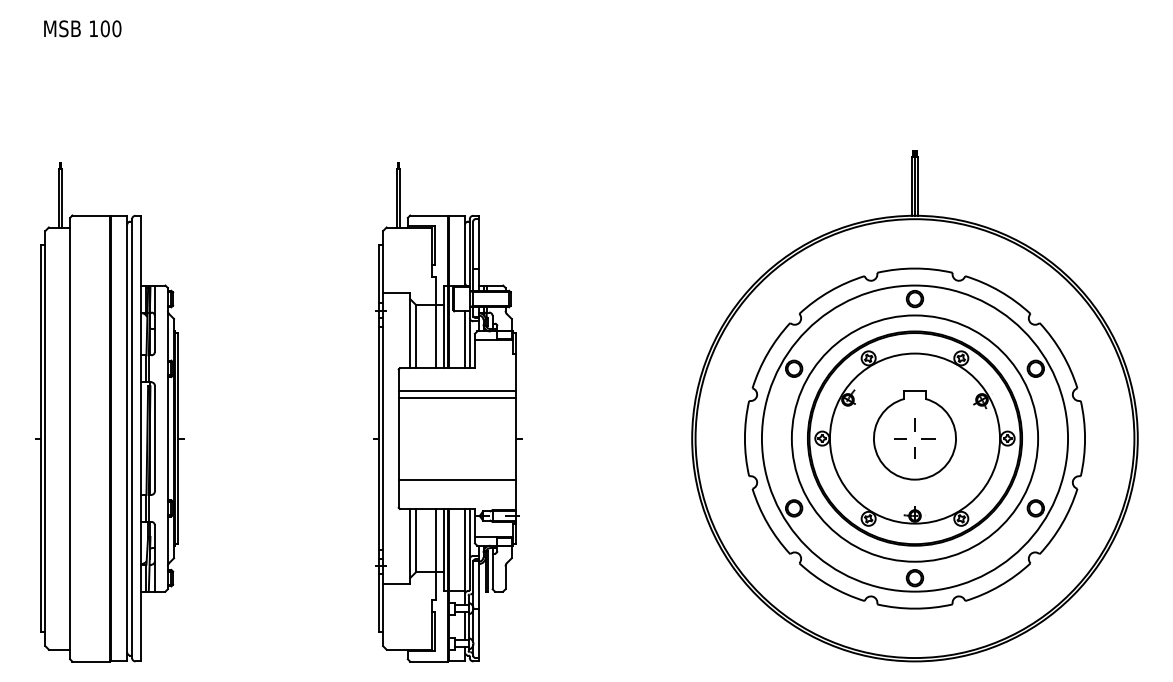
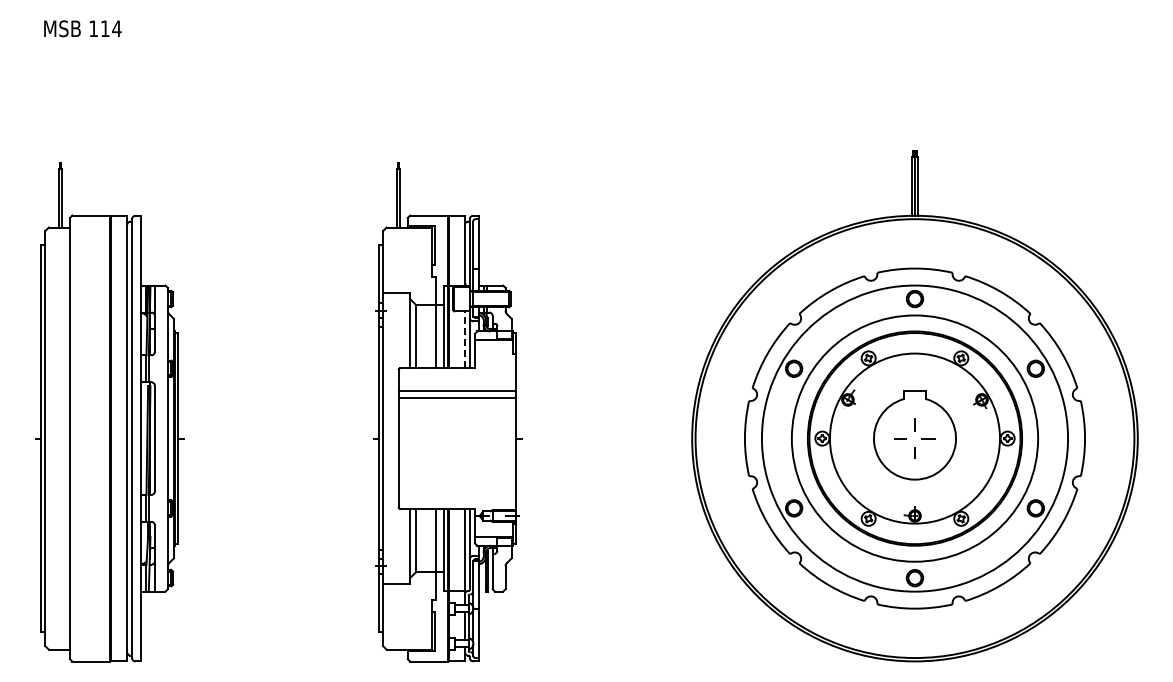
text: 100 -> 114 (110, 28)
line: solid -> dashed (465, 339)
line: present -> none (457, 479)
